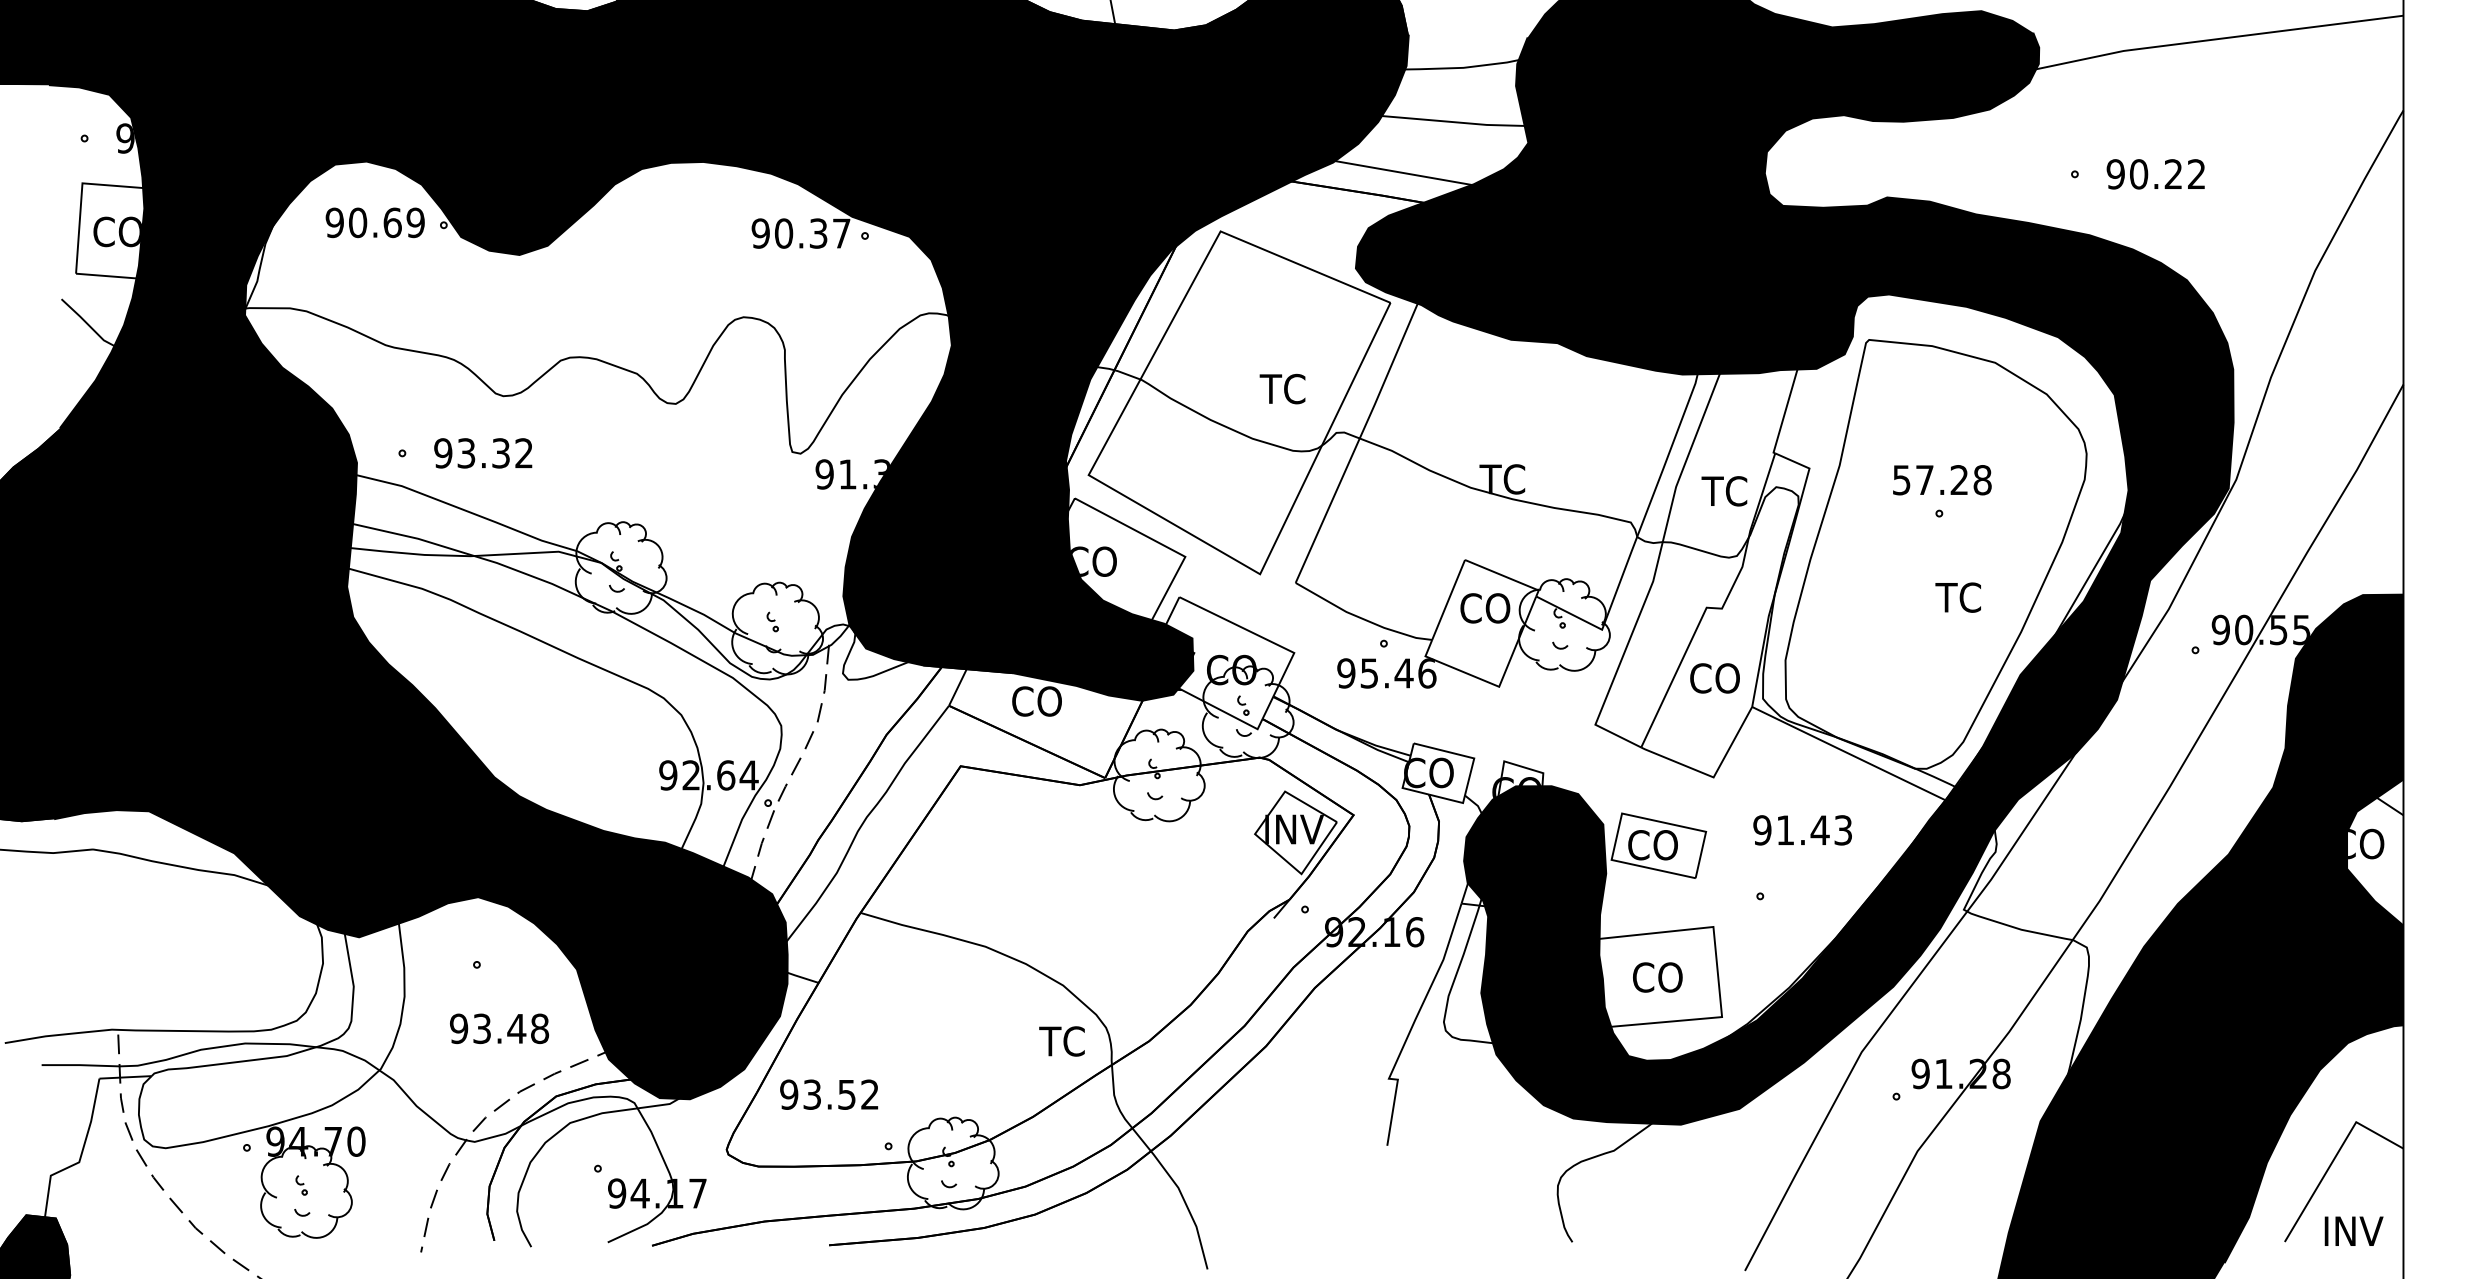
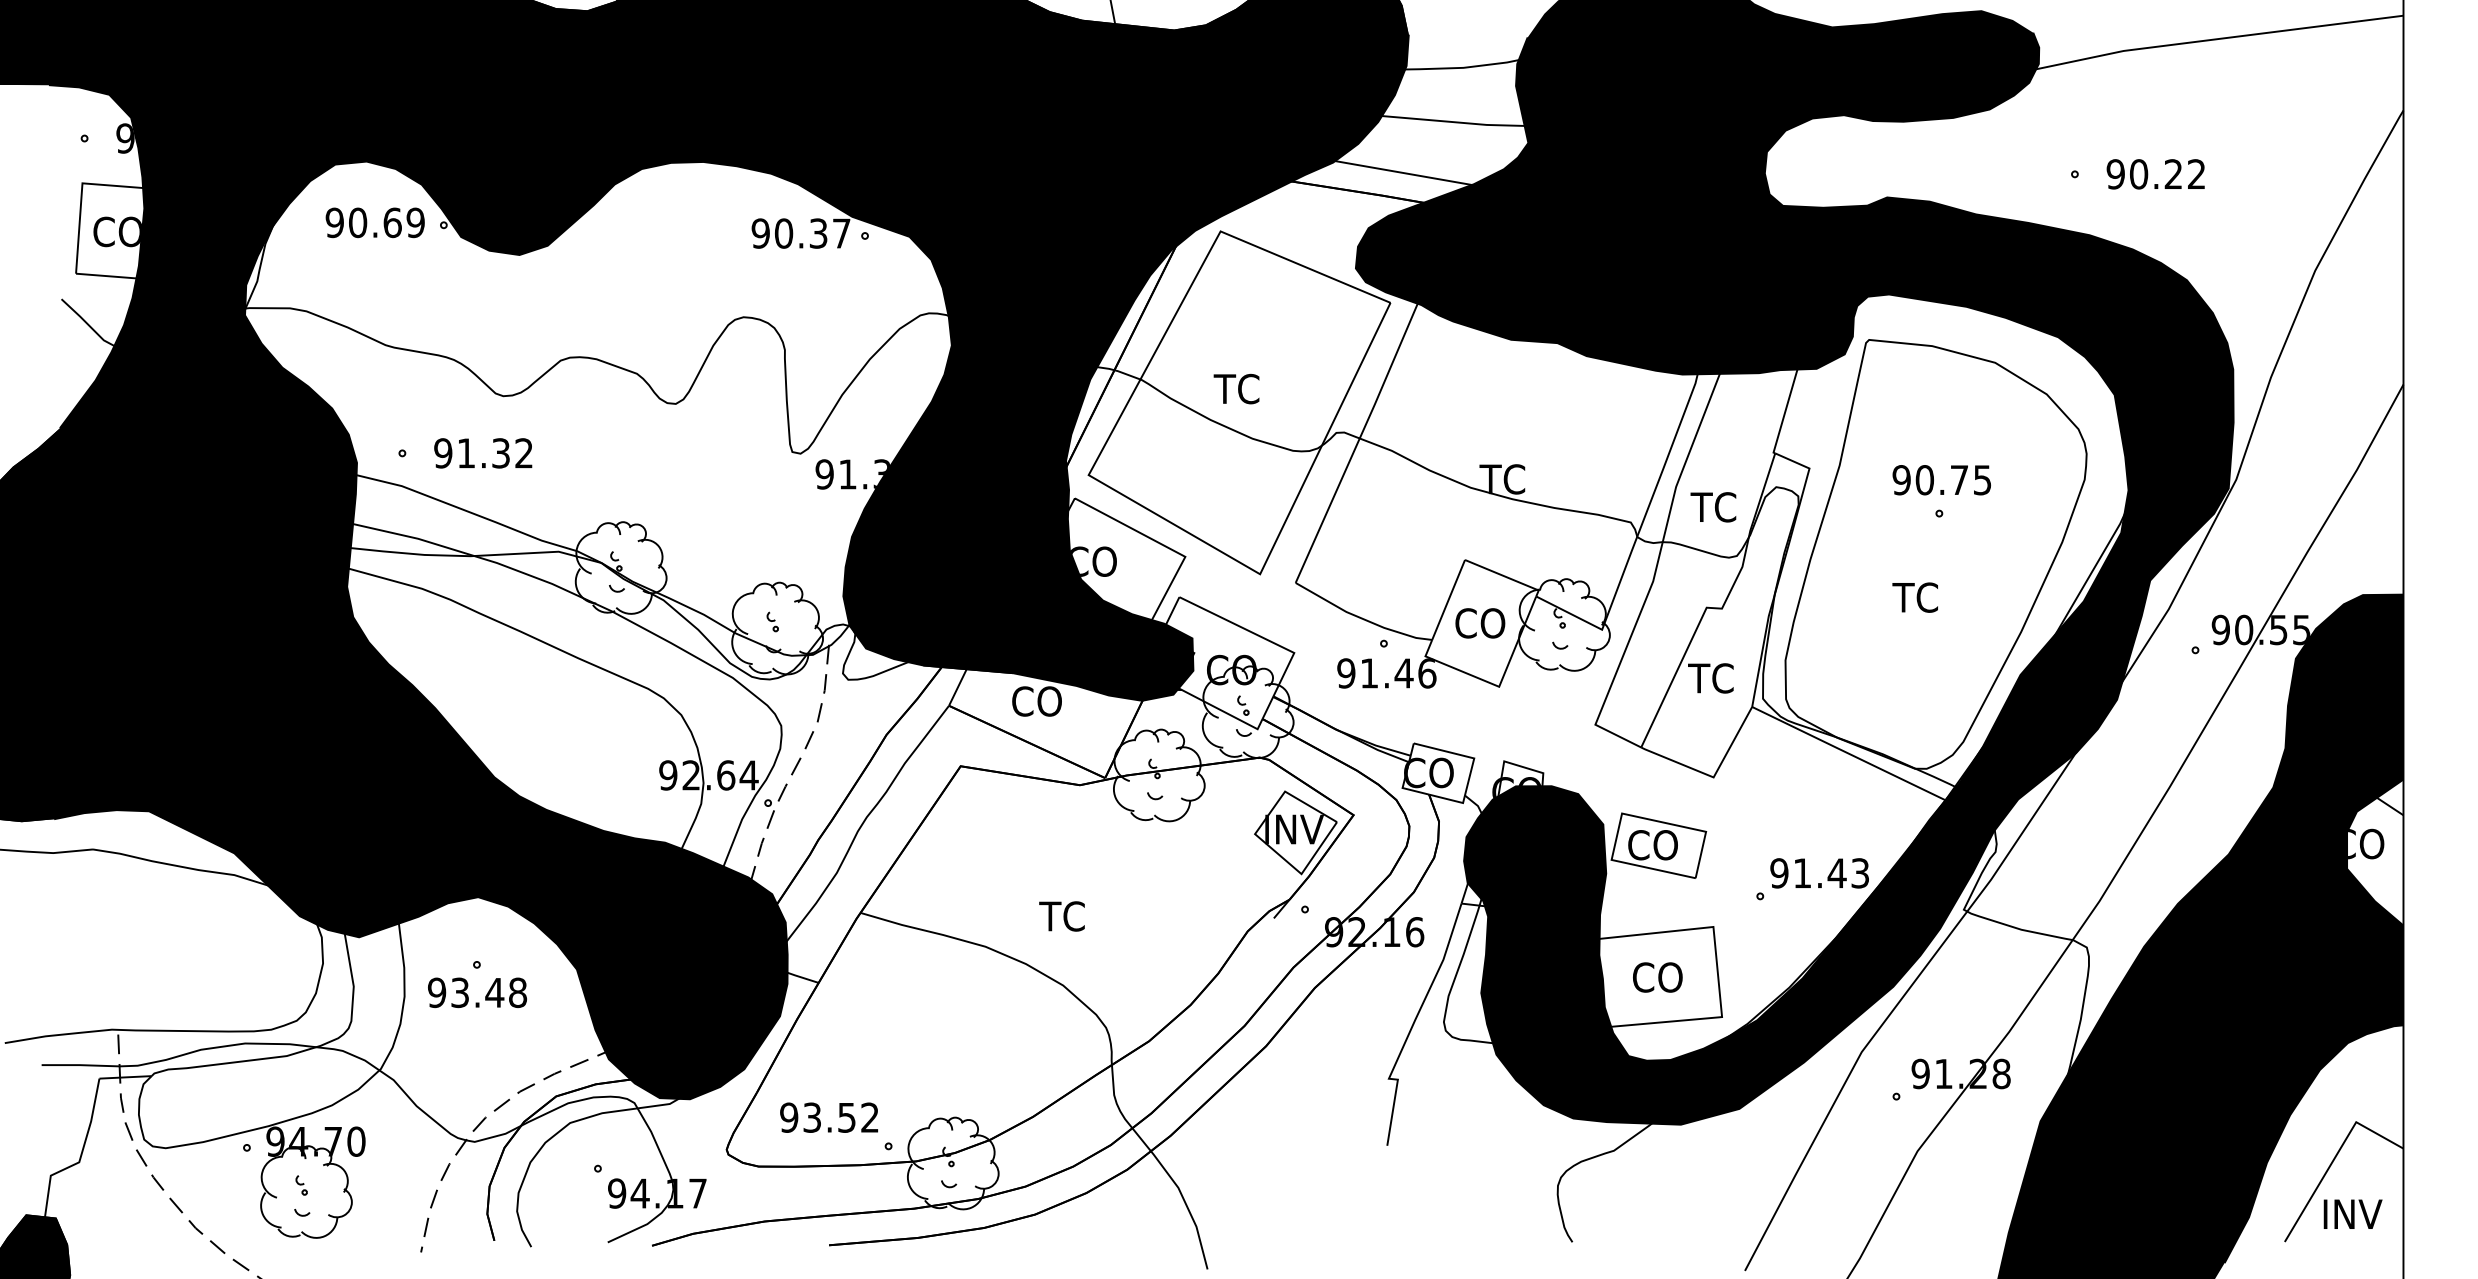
text position: (1282, 388) -> (1236, 388) (1236, 388)
text: 93.32 -> 91.32 (466, 453)
text: 57.28 -> 90.75 (1941, 480)
text position: (1724, 491) -> (1713, 507) (1713, 507)
text position: (1957, 597) -> (1914, 597) (1914, 597)
text position: (1485, 608) -> (1480, 623) (1480, 623)
text: 95.46 -> 91.46 (1368, 673)
text: CO -> TC (1713, 678)
text position: (1802, 830) -> (1819, 873) (1819, 873)
text position: (499, 1028) -> (477, 992) (477, 992)
text position: (1061, 1041) -> (1061, 916) (1061, 916)
text position: (829, 1094) -> (829, 1117) (829, 1117)
text position: (2353, 1230) -> (2352, 1213) (2352, 1213)
